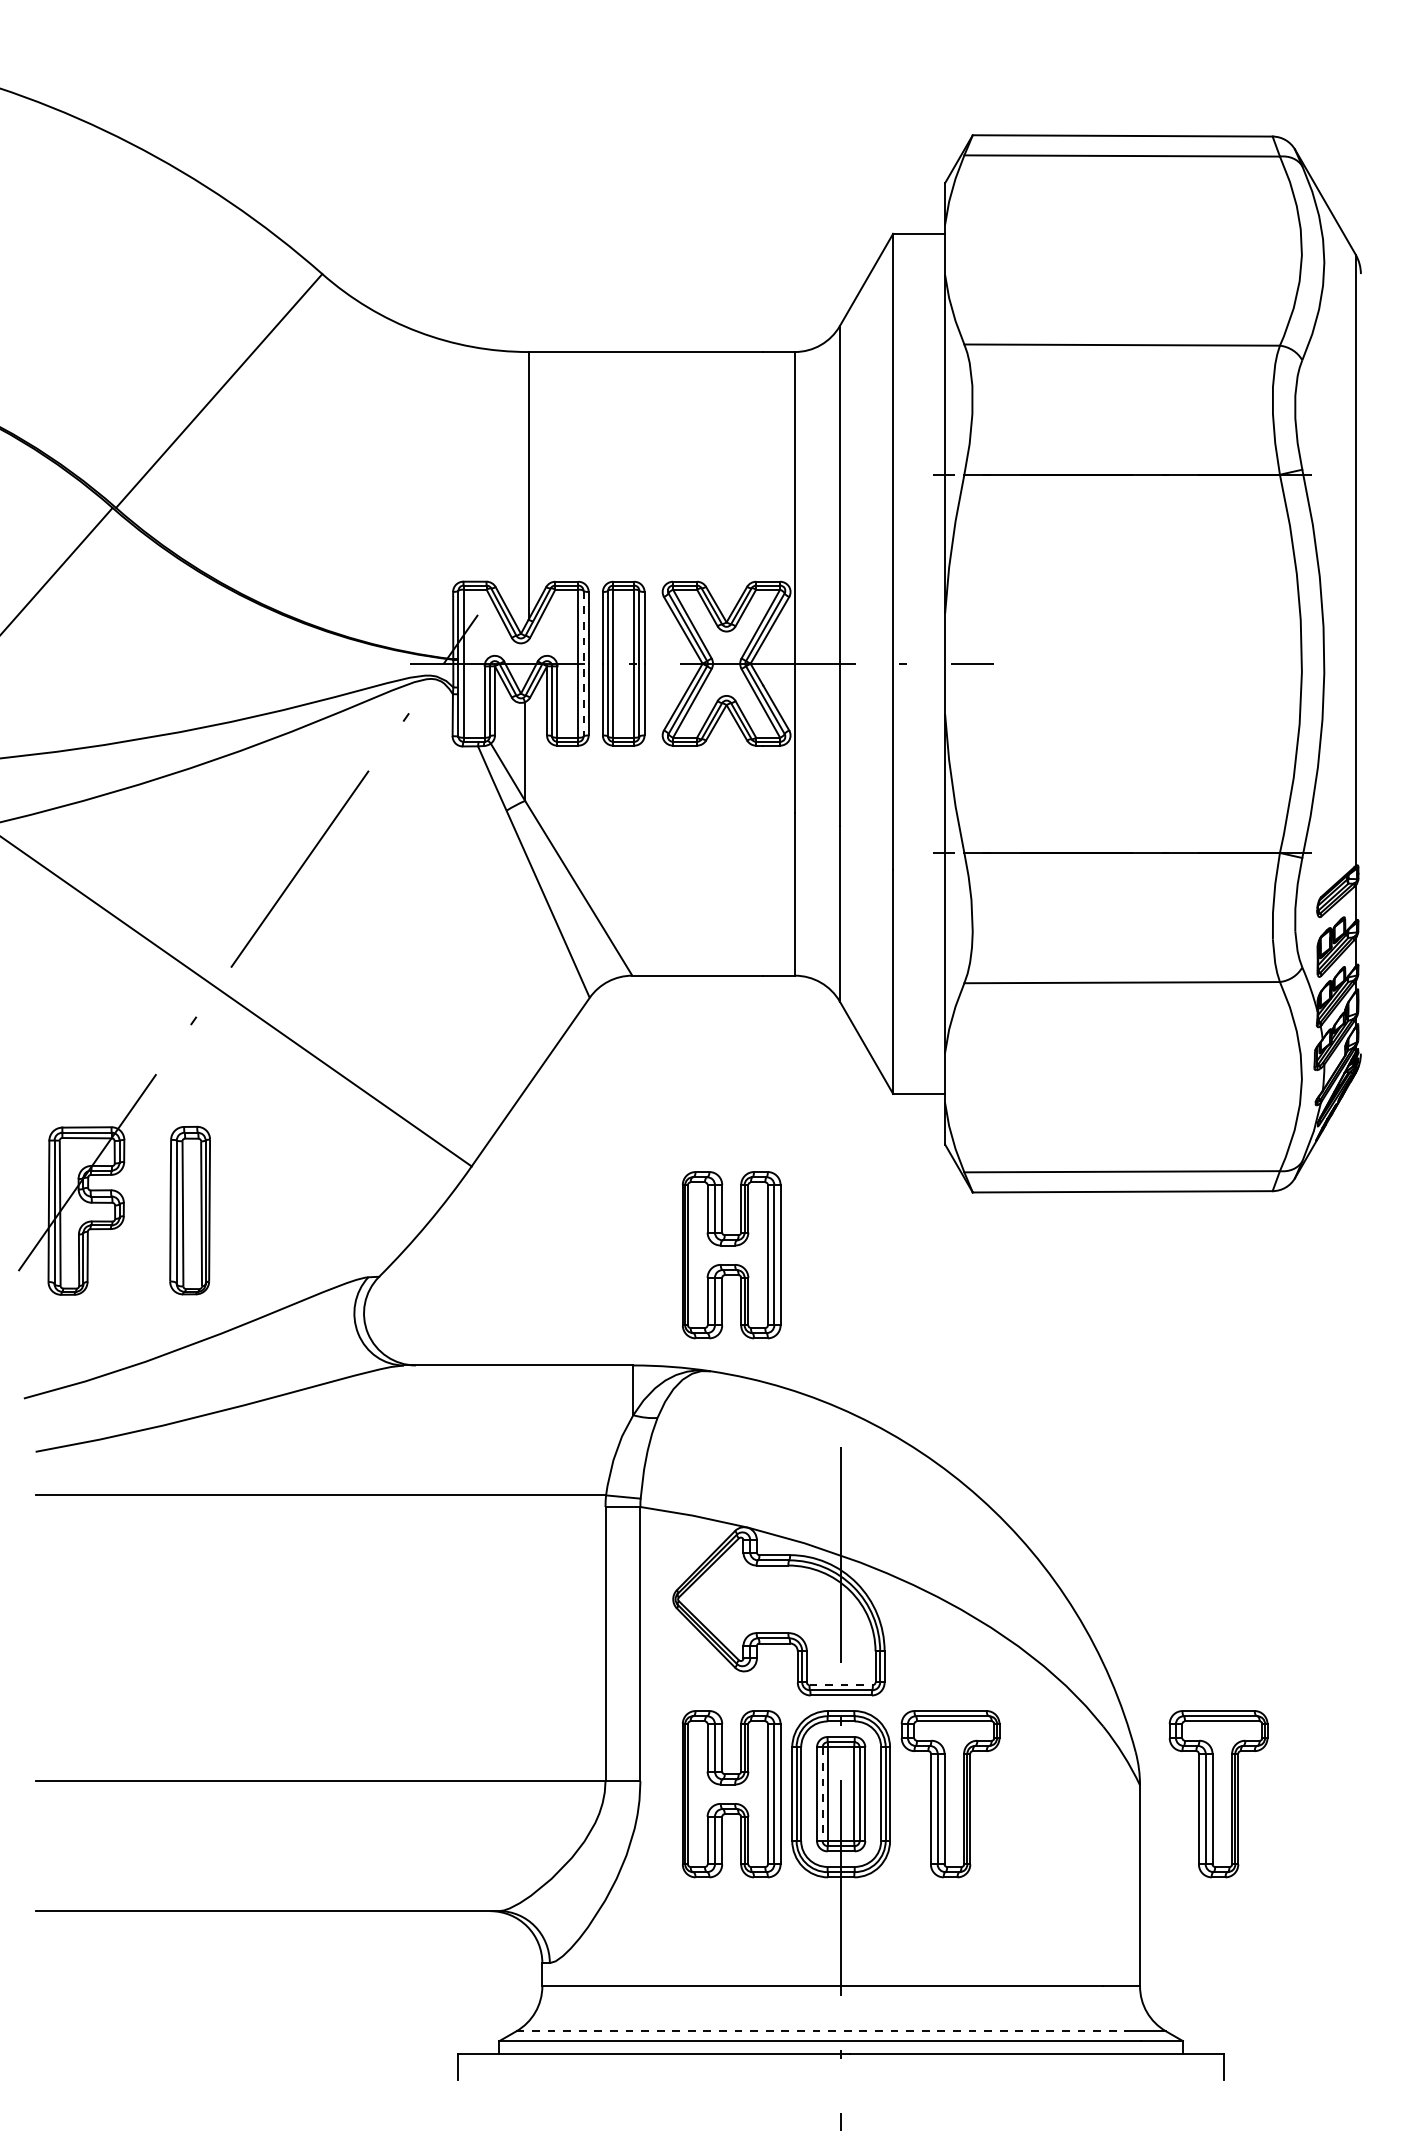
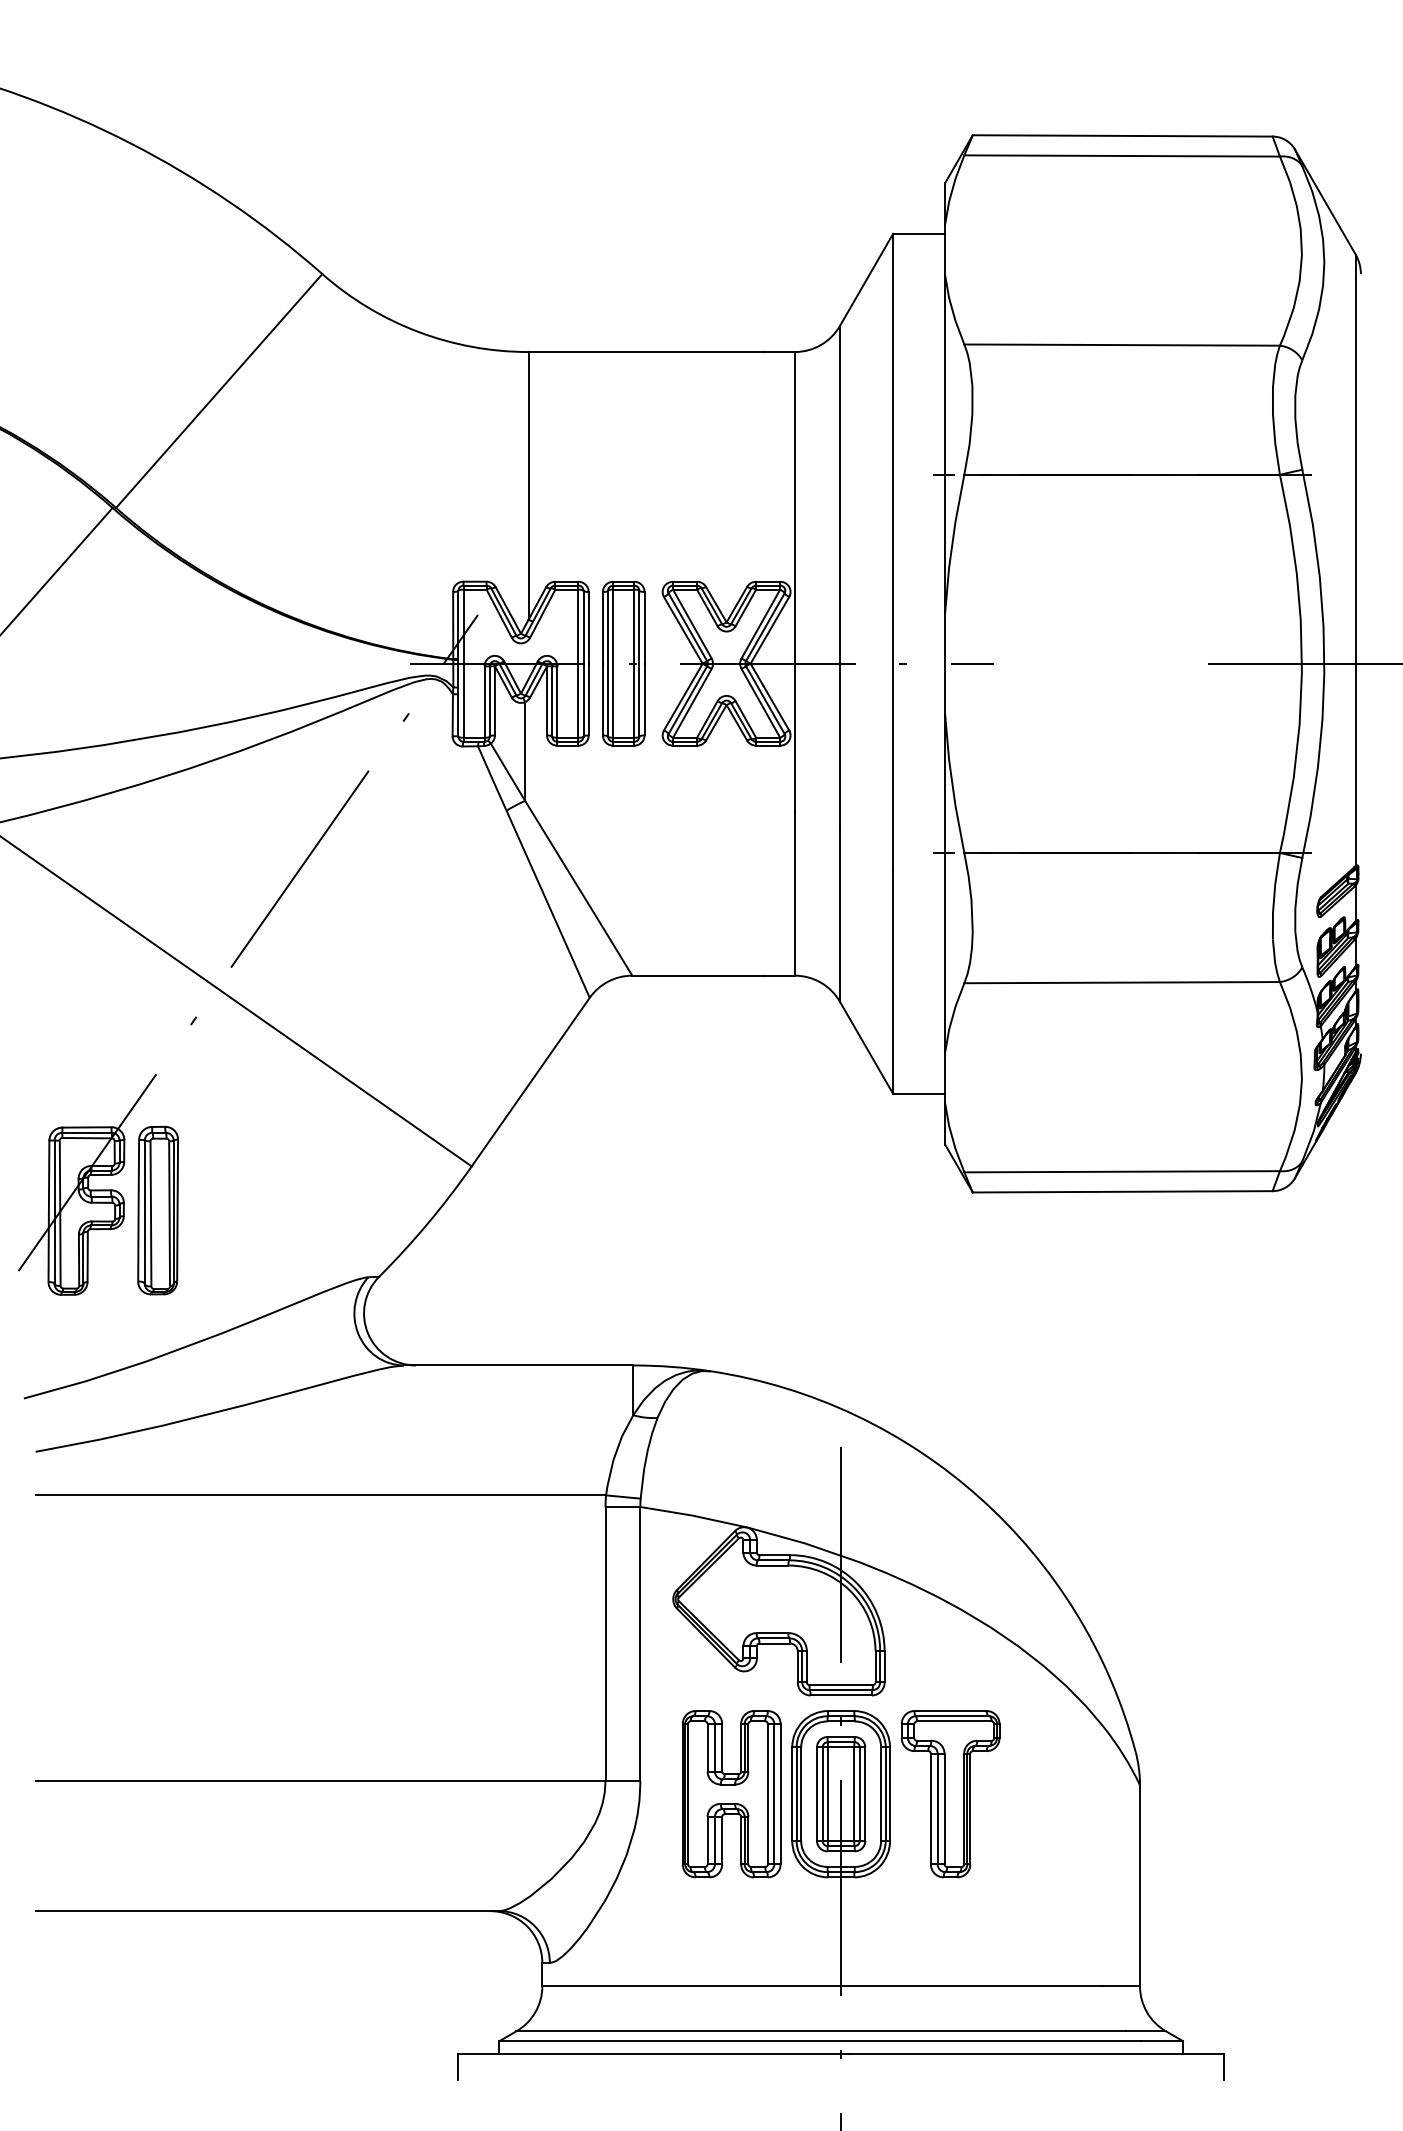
line: dashed -> solid (583, 663)
line: none -> present (1303, 663)
part position: (189, 1210) -> (157, 1210) (157, 1210)
part: present -> none (731, 1255)
line: dashed -> solid (841, 1685)
line: dashed -> solid (822, 1794)
part: present -> none (1218, 1794)
line: dashed -> solid (821, 2031)
